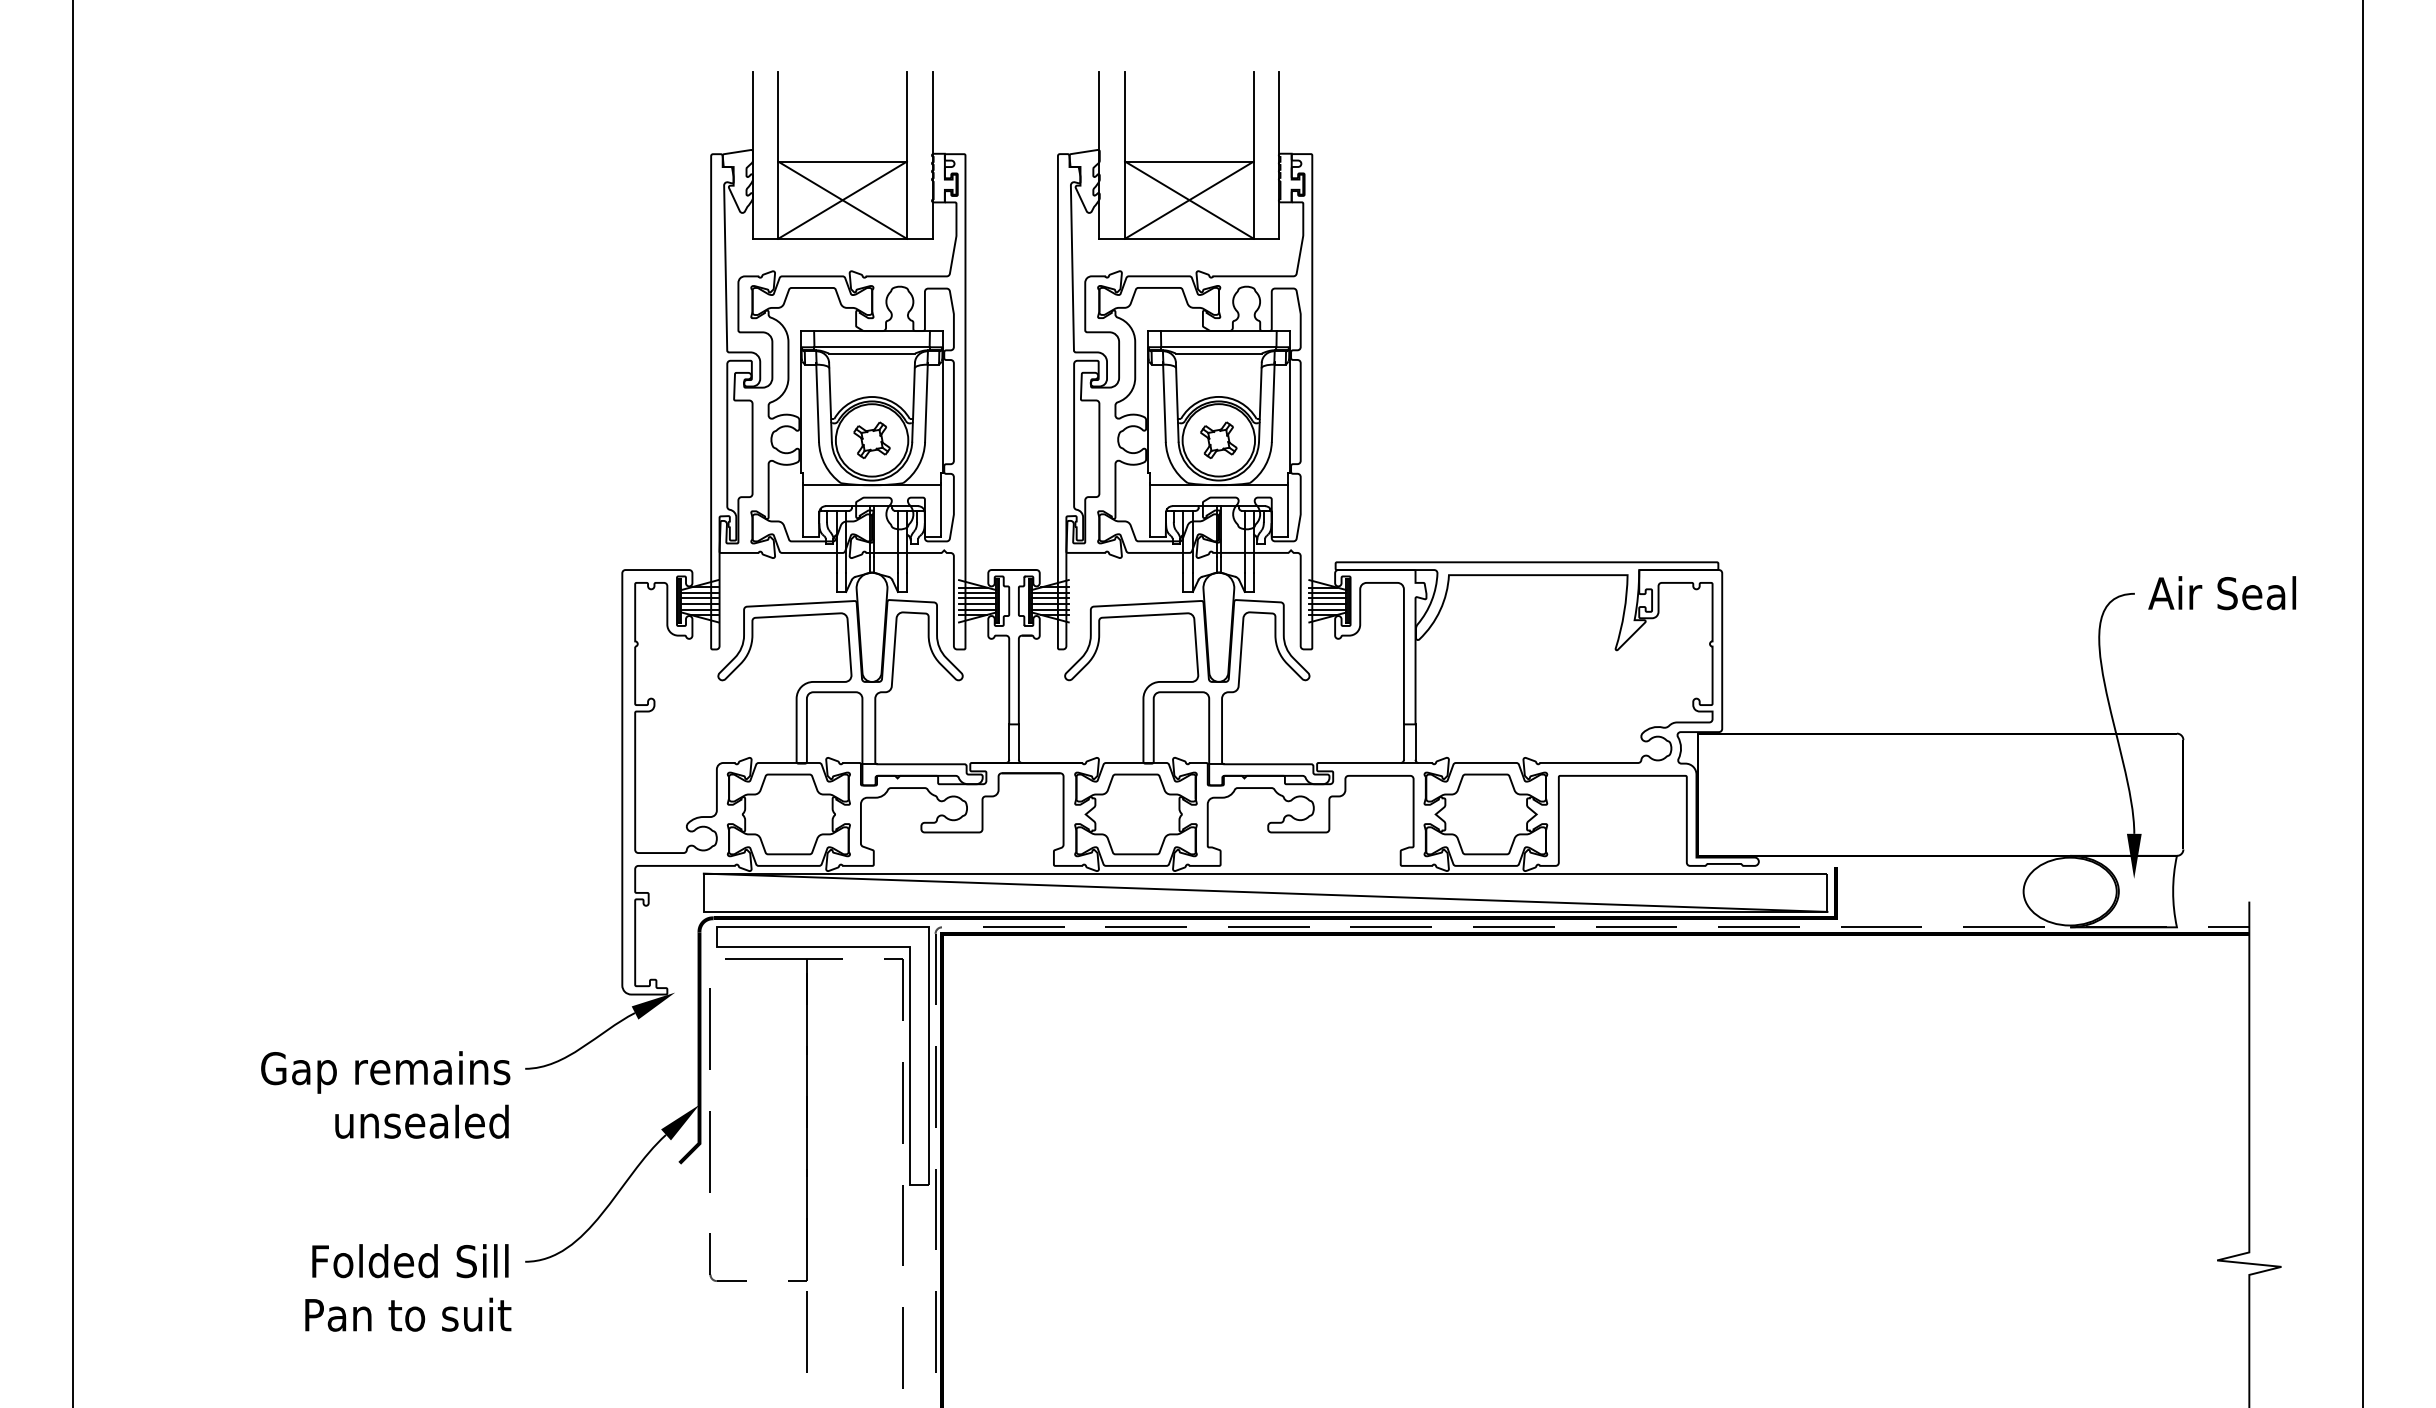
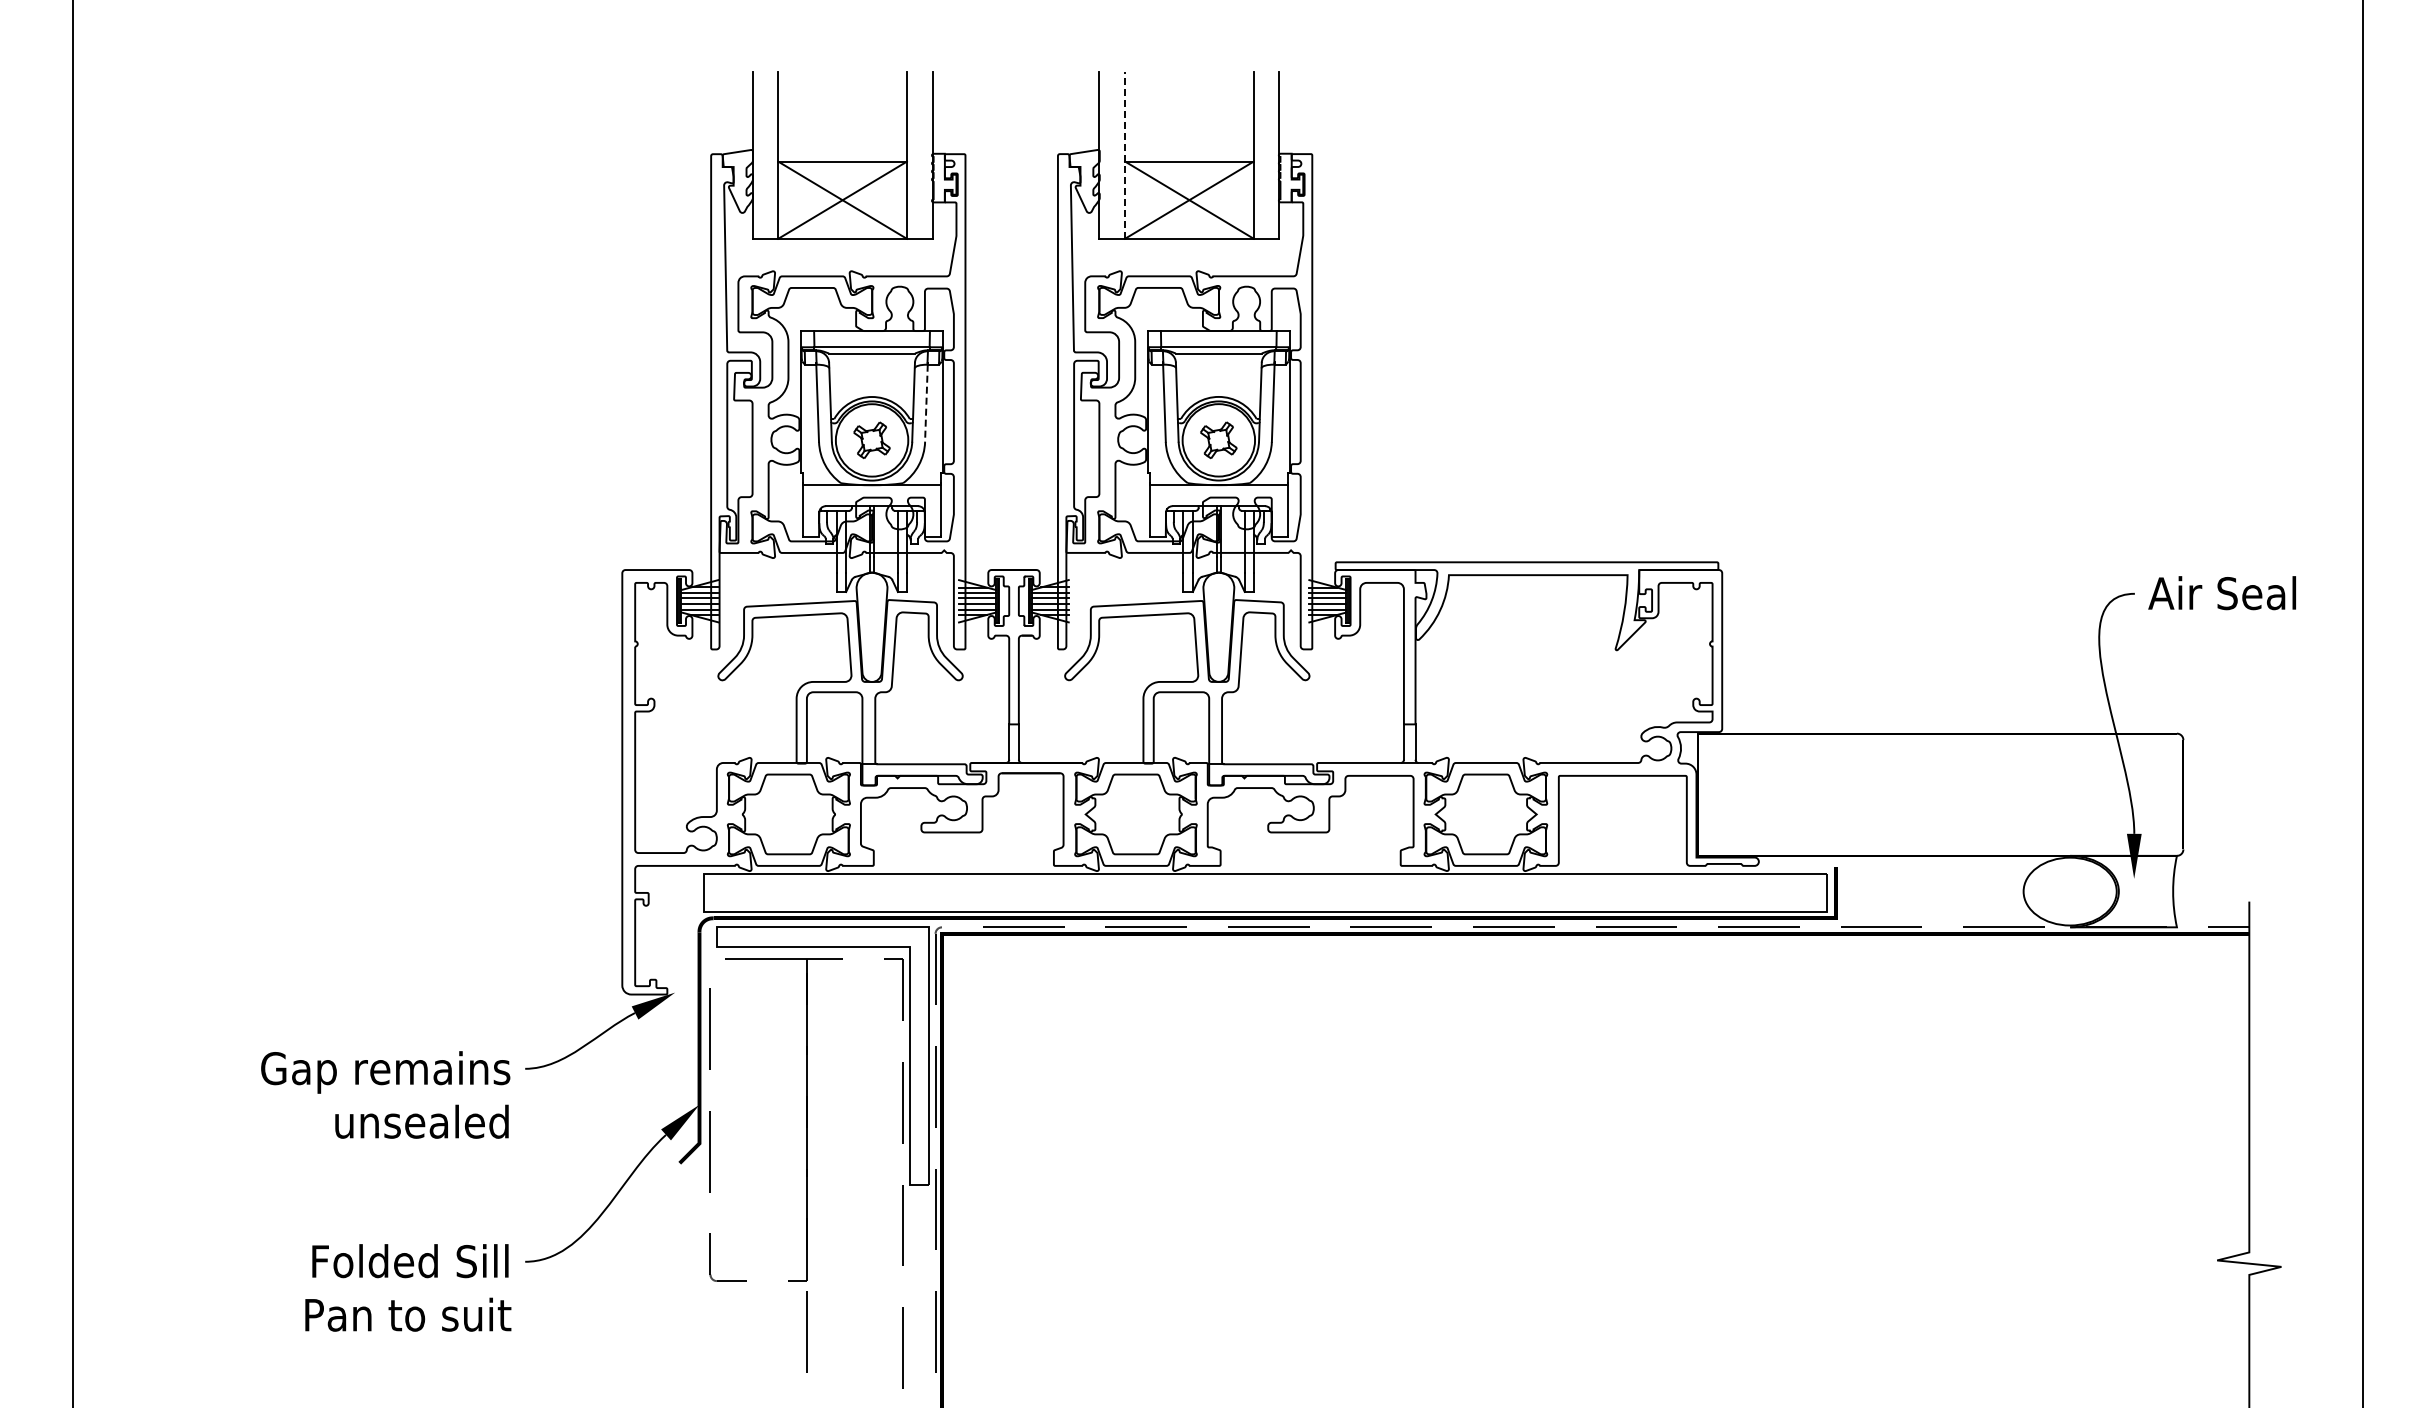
line: solid -> dashed (1125, 155)
line: solid -> dashed (926, 403)
line: present -> none (1265, 892)
